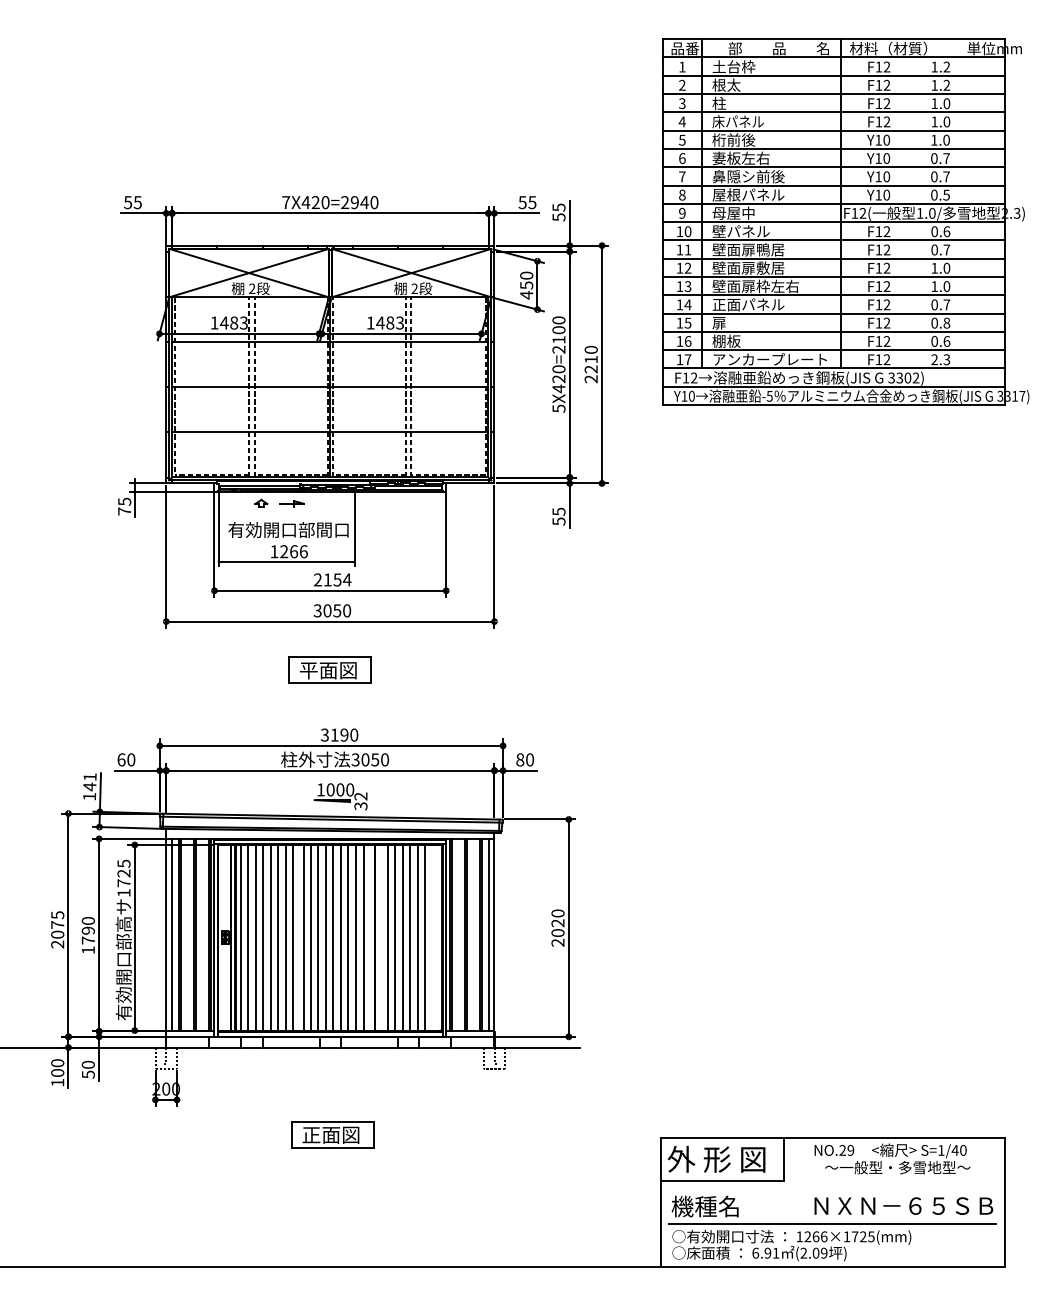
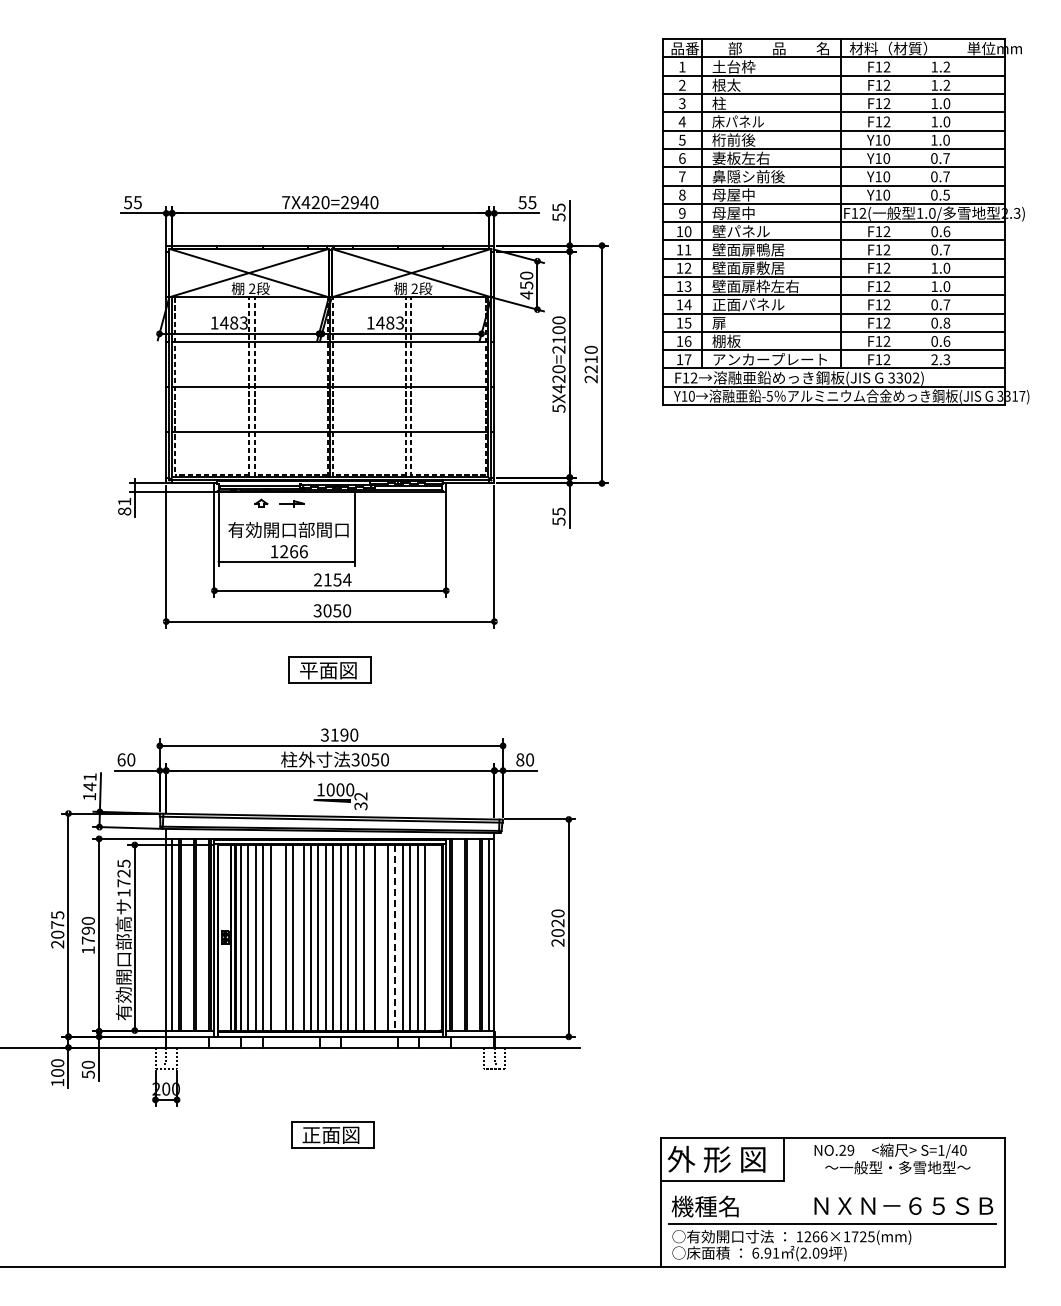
text: 屋根パネル -> 母屋中 (748, 194)
text: 75 -> 81 (124, 506)
line: present -> none (278, 937)
line: solid -> dashed (395, 937)
